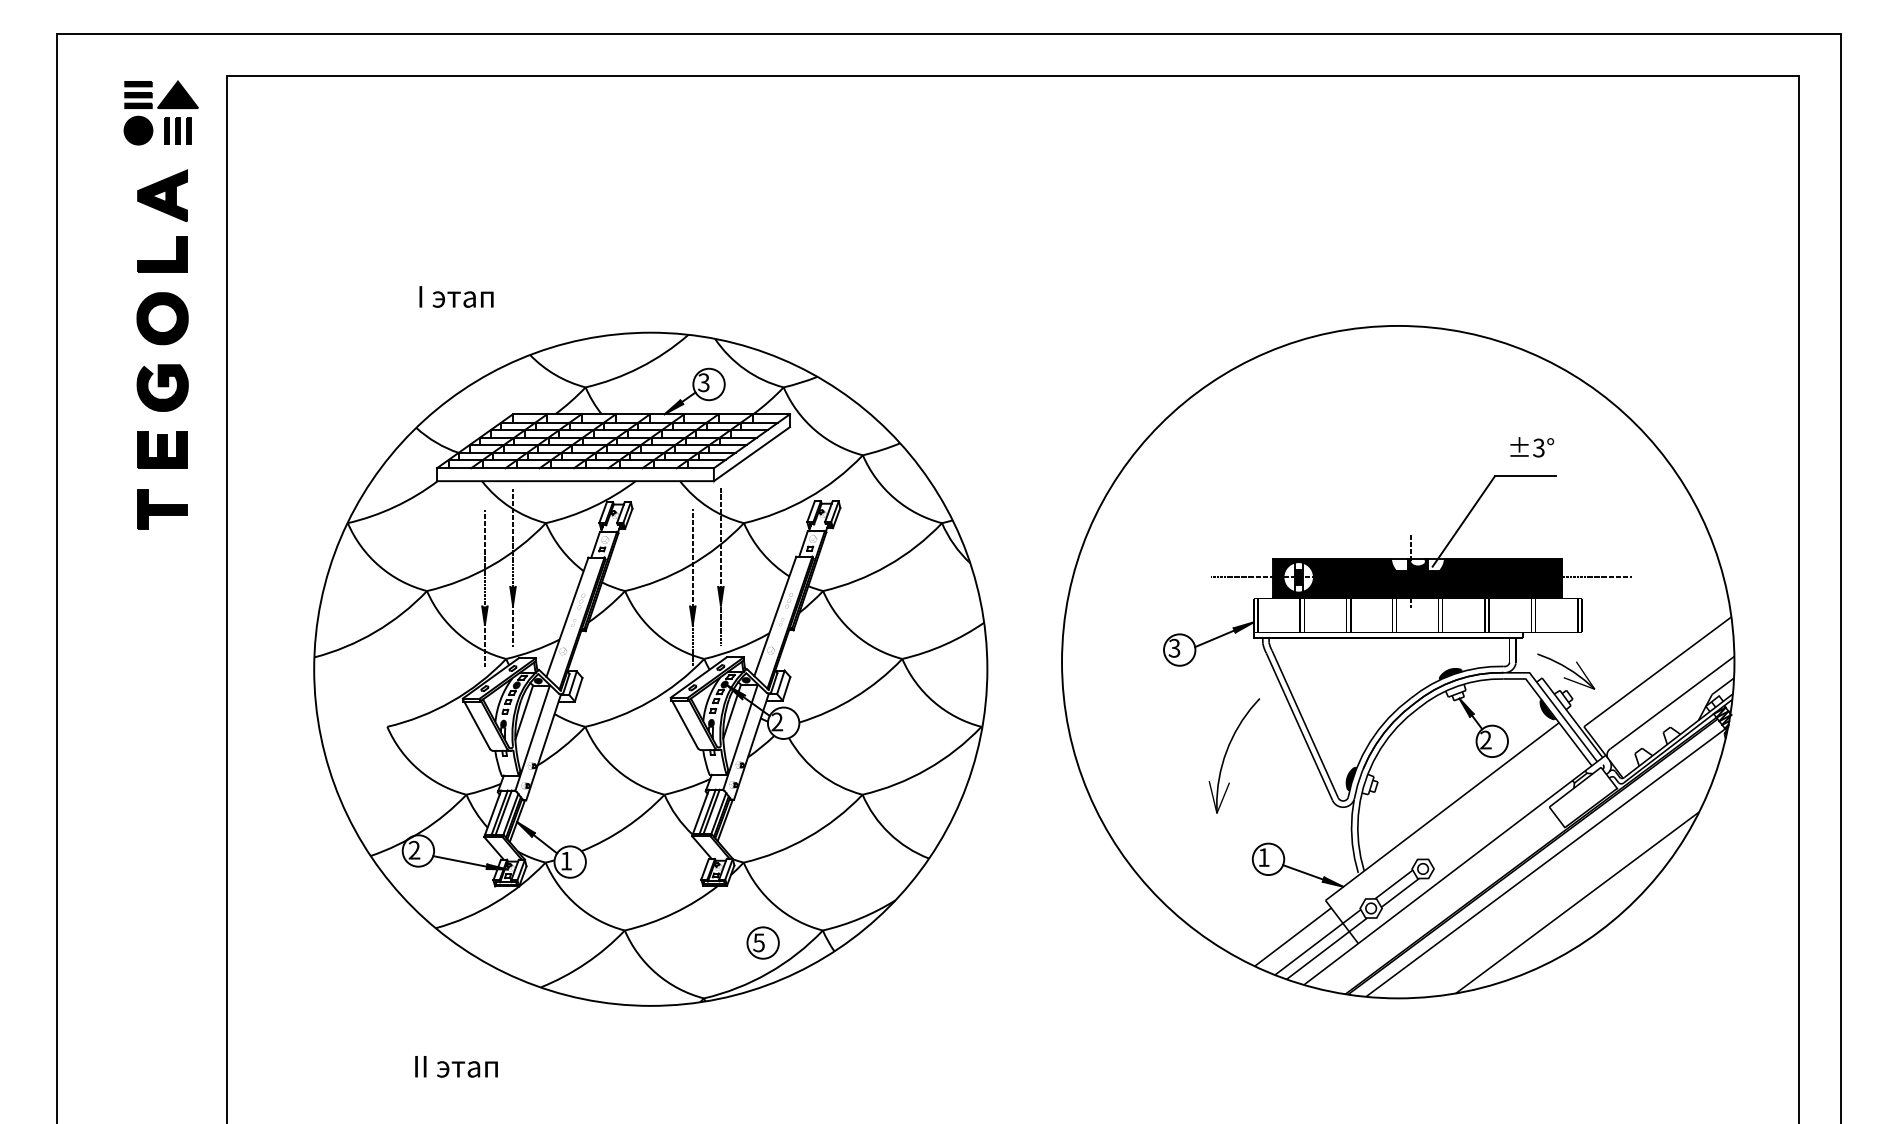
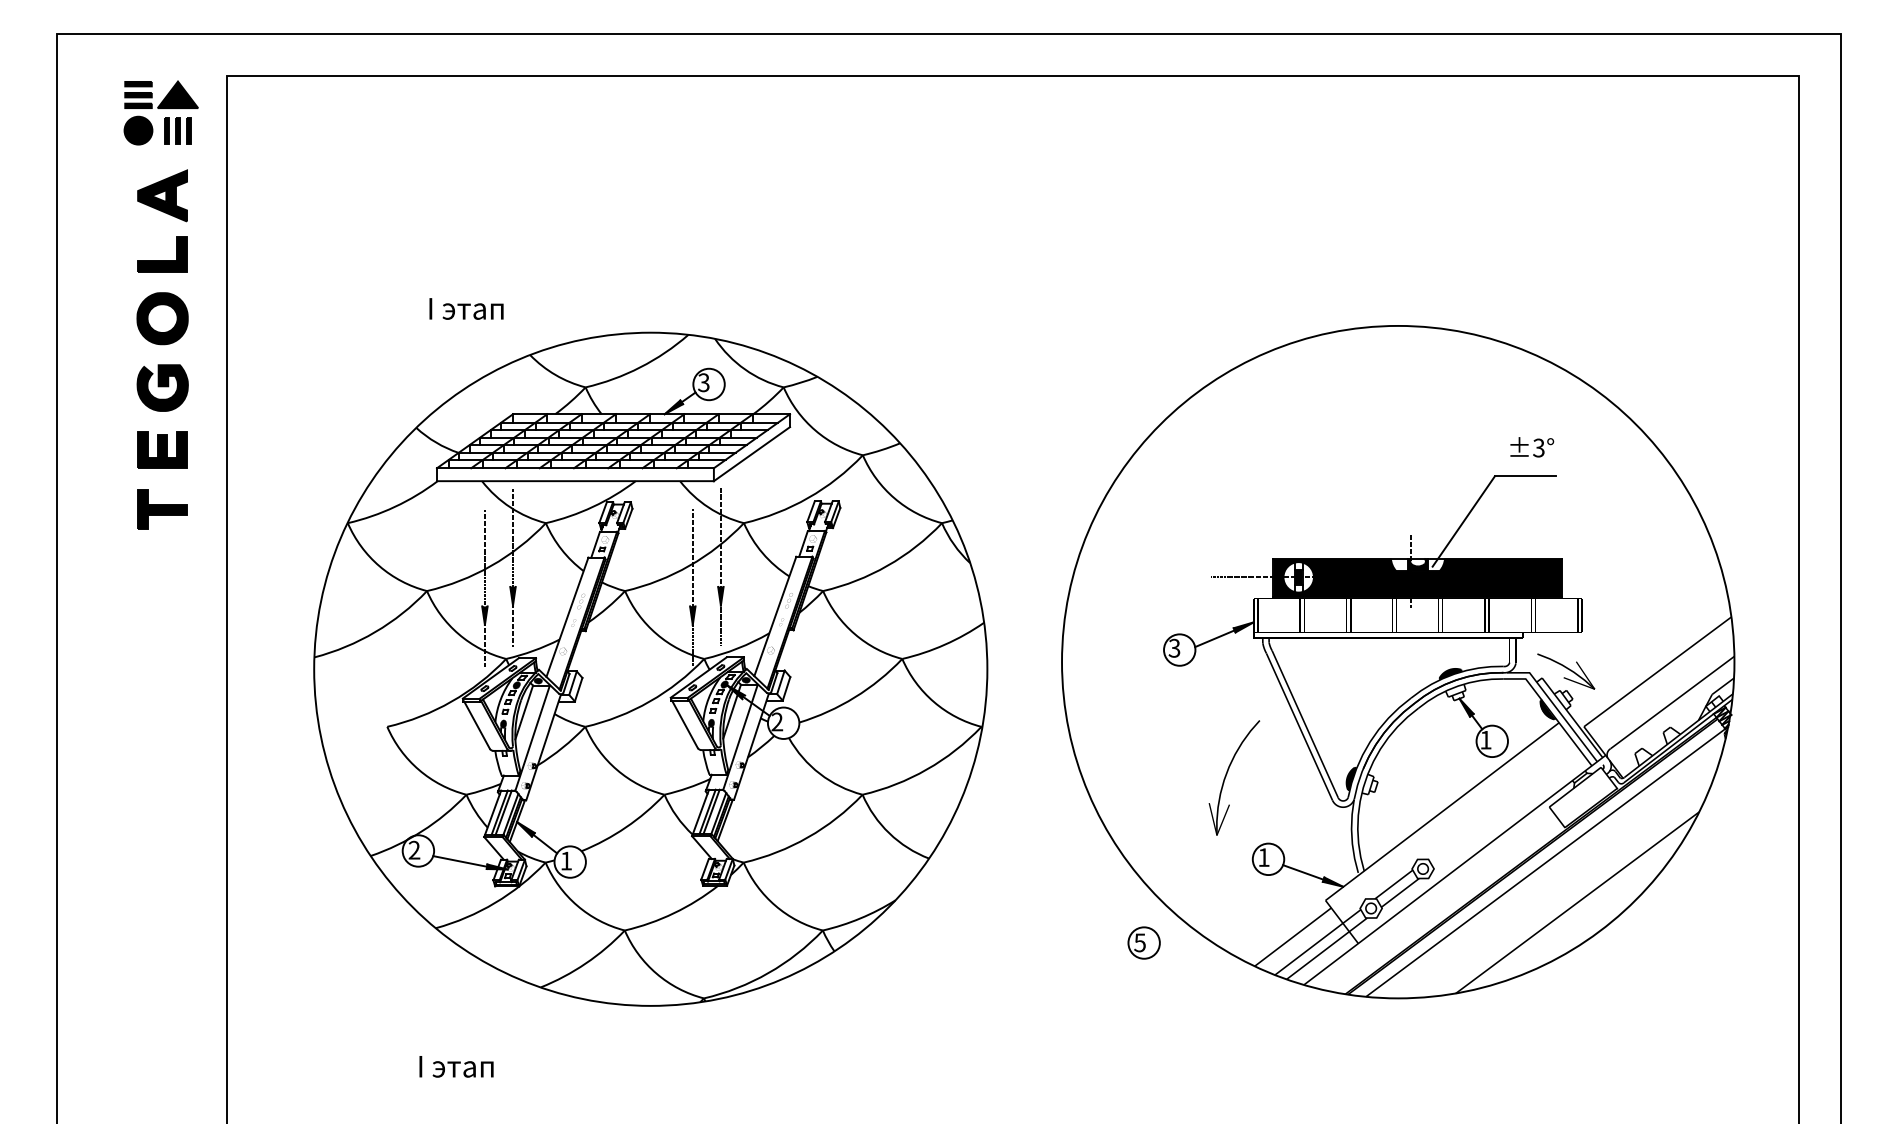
text position: (456, 296) -> (466, 308) (466, 308)
line: present -> none (1594, 577)
text: 2 -> 1 (1485, 739)
part position: (1227, 752) -> (1227, 774) (1227, 774)
part position: (762, 942) -> (1143, 942) (1143, 942)
text: II этап -> I этап (456, 1066)
